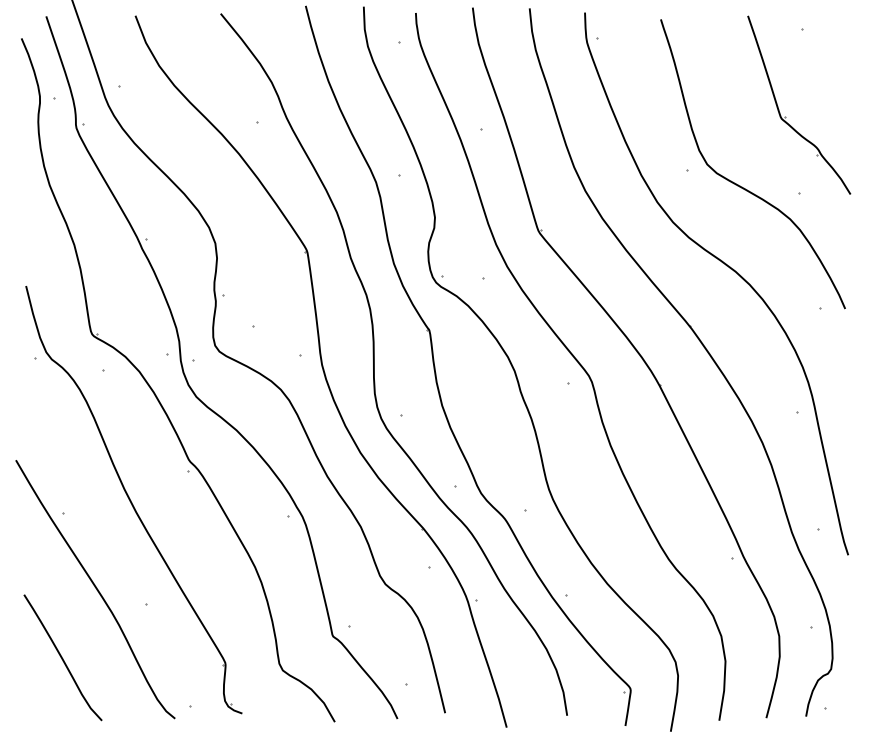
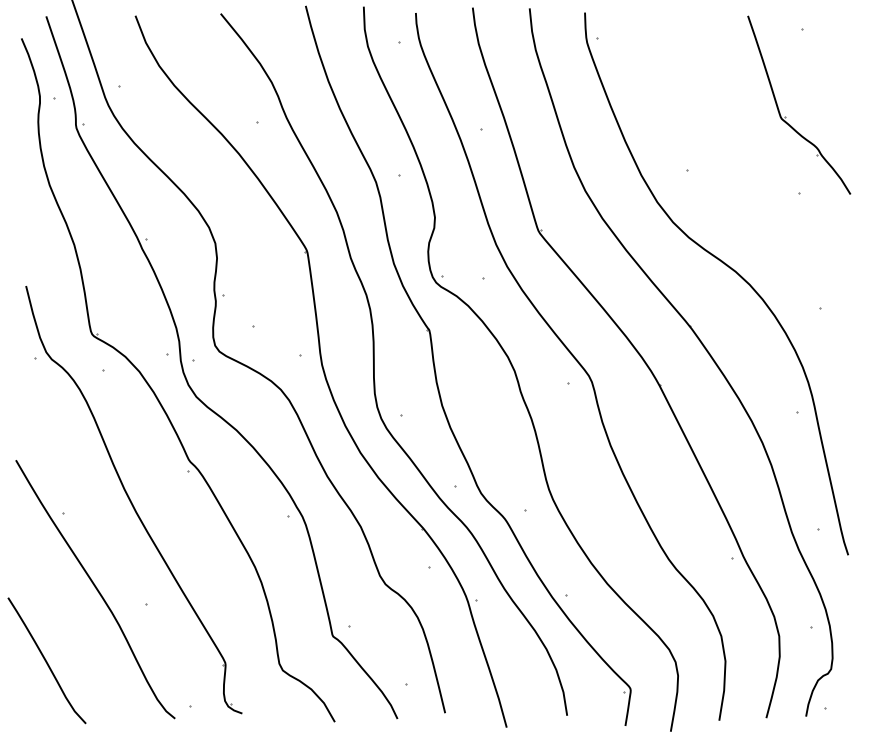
curve: present -> none (742, 186)
curve position: (62, 657) -> (46, 660) (46, 660)
